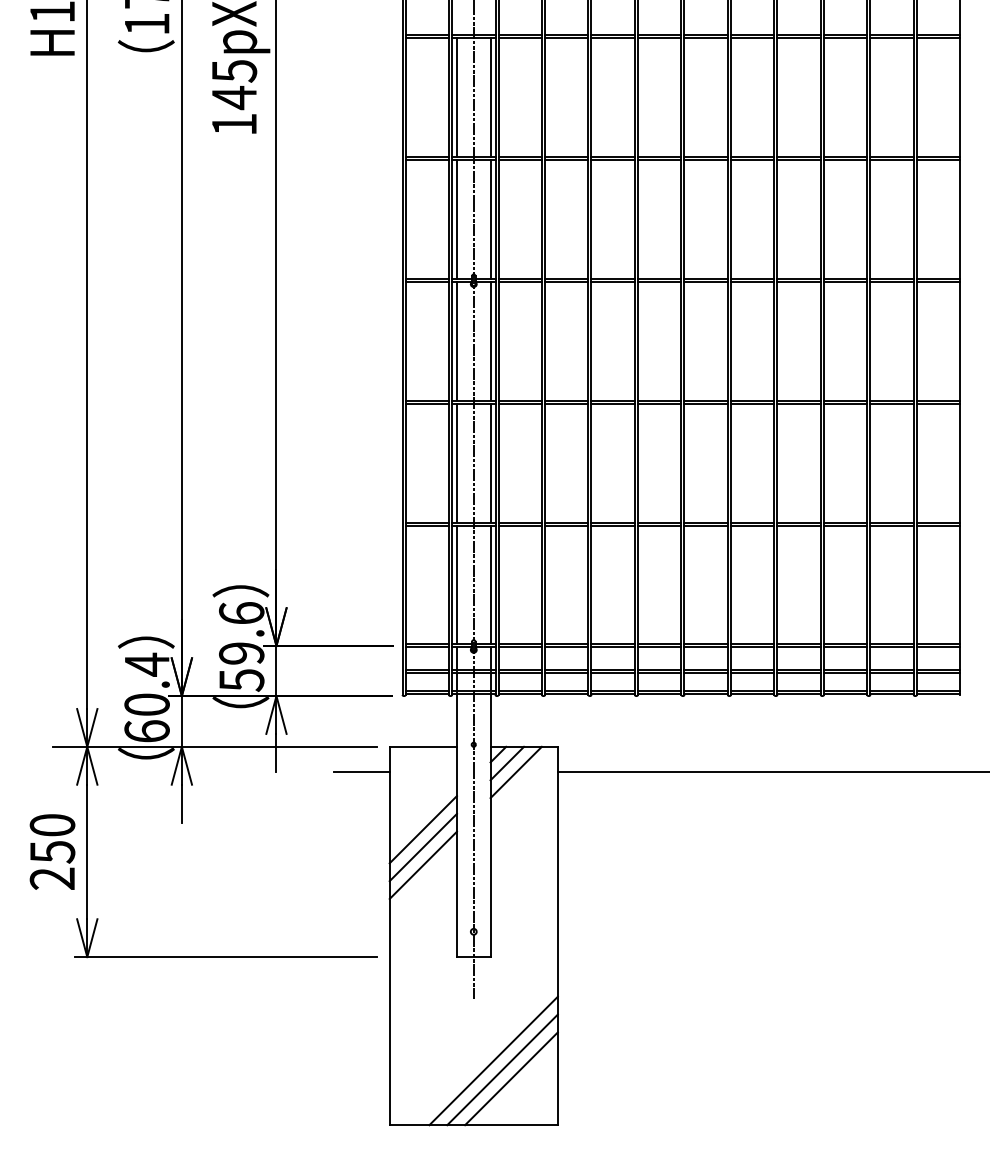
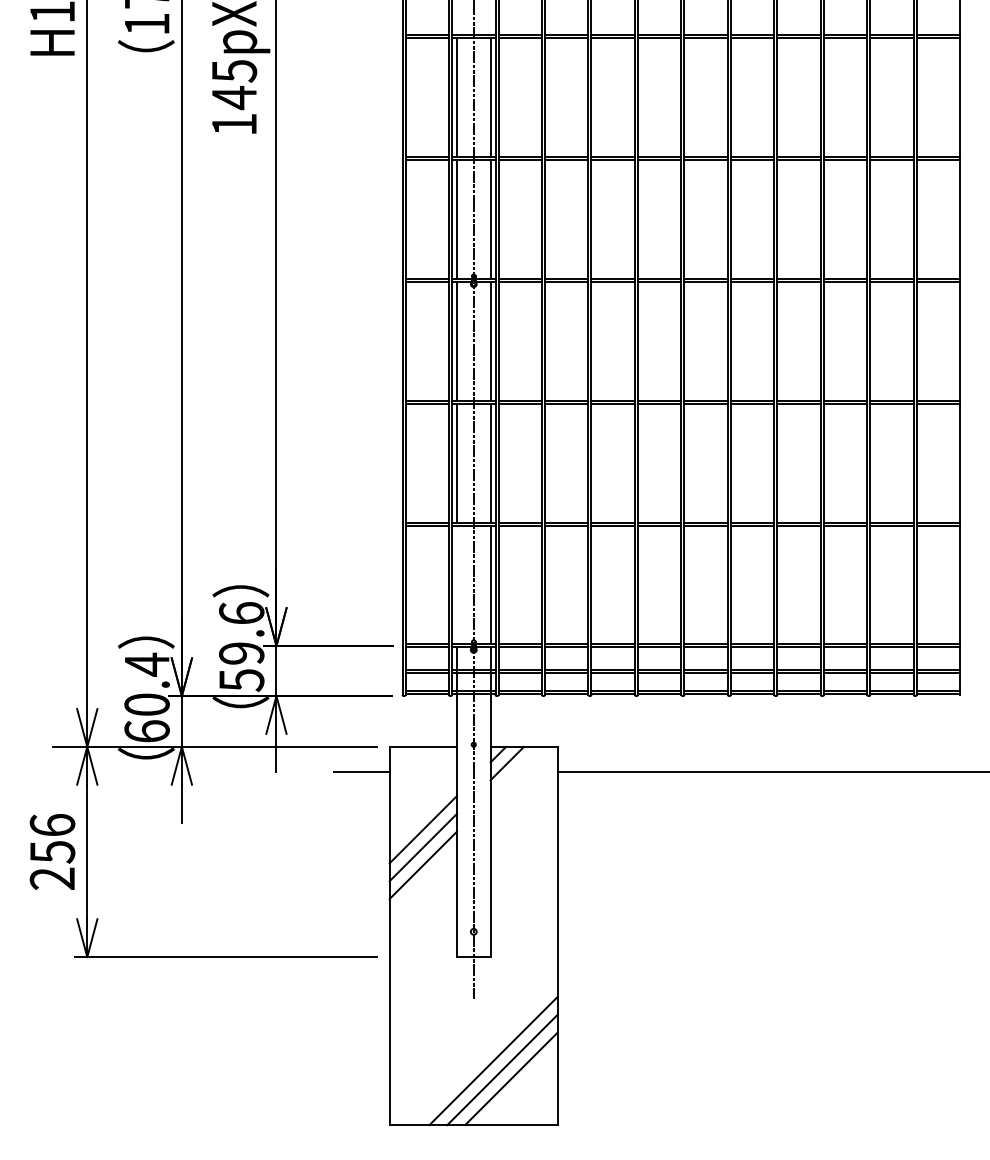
line: present -> none (456, 584)
line: present -> none (515, 772)
text: 250 -> 256 (52, 825)
